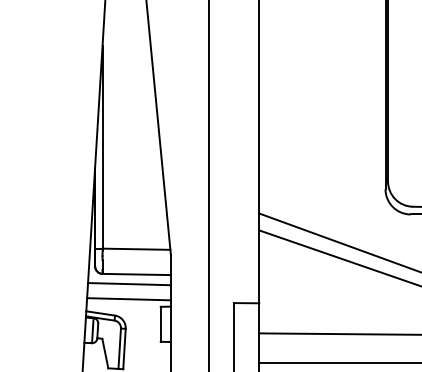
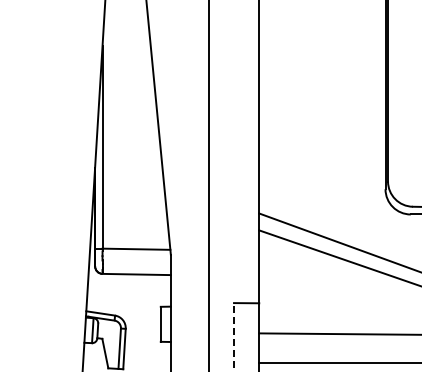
line: present -> none (129, 284)
line: present -> none (128, 299)
line: solid -> dashed (234, 336)
